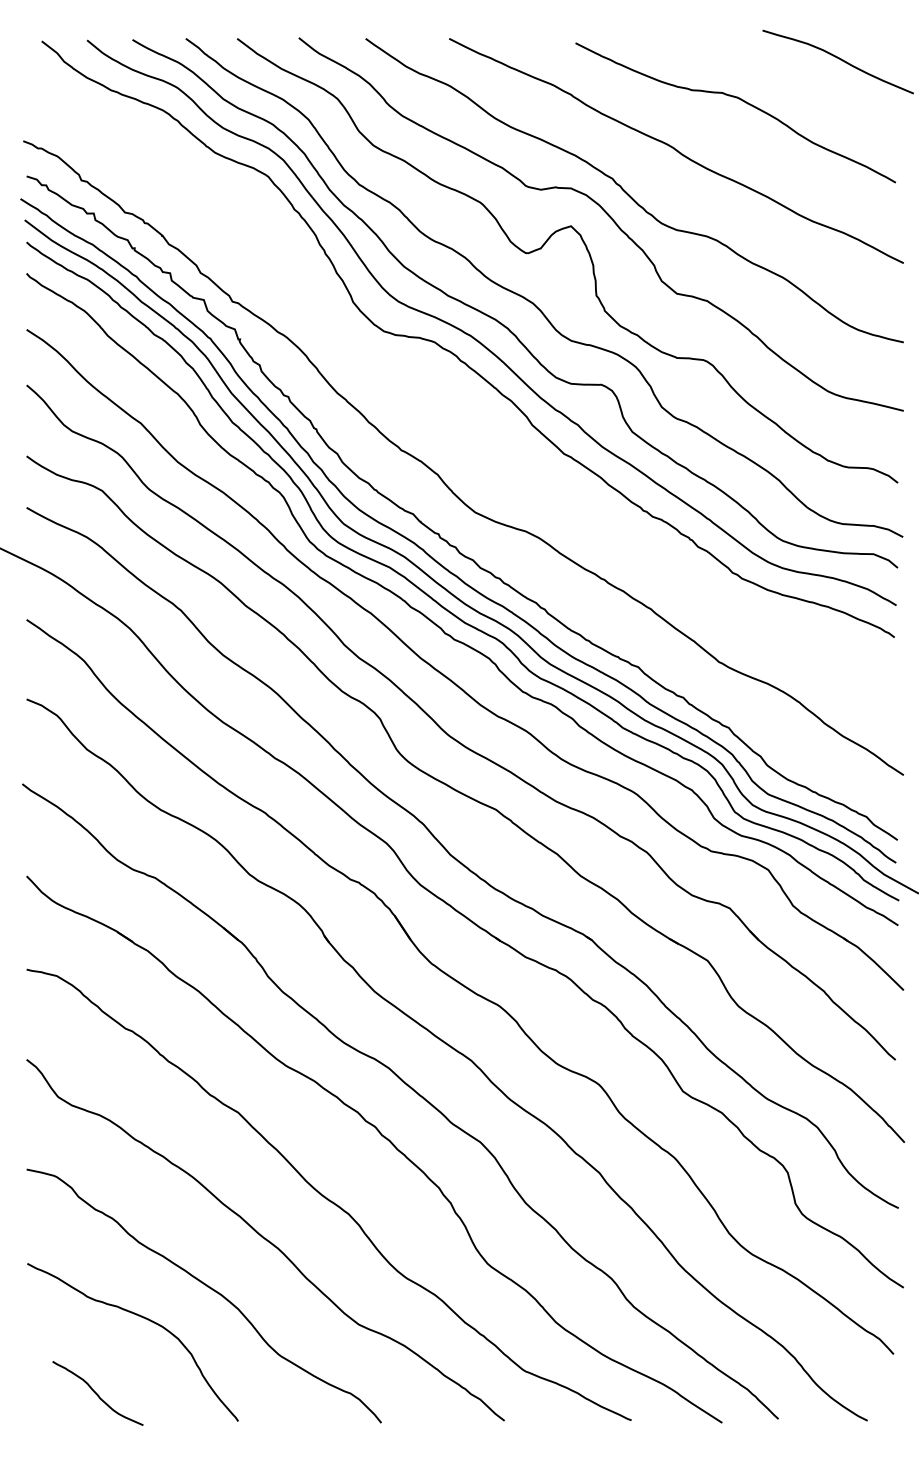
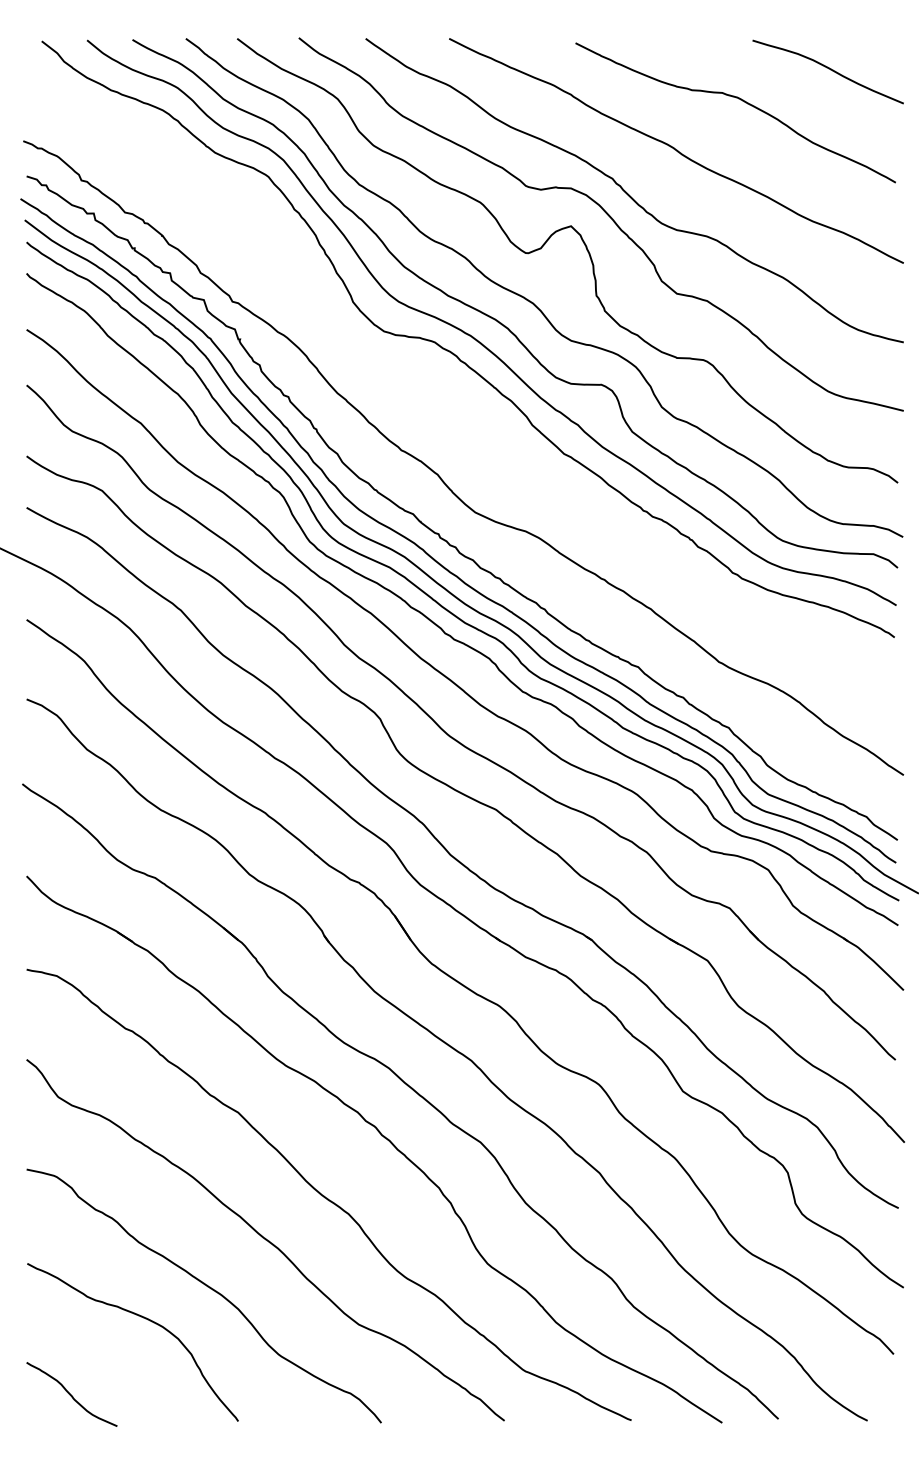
curve position: (838, 59) -> (828, 69) (828, 69)
curve position: (97, 1393) -> (71, 1394) (71, 1394)
